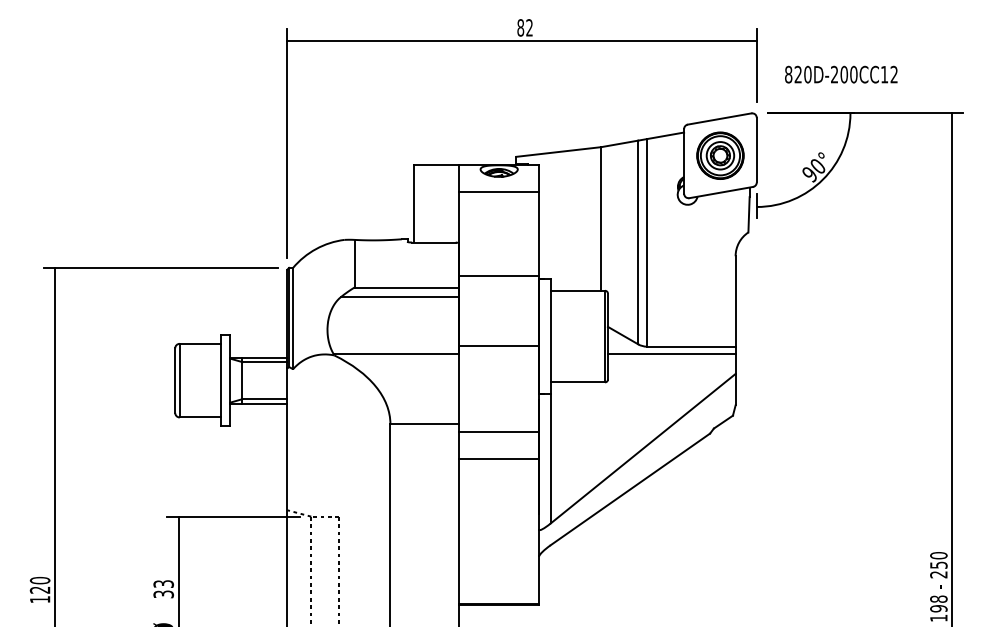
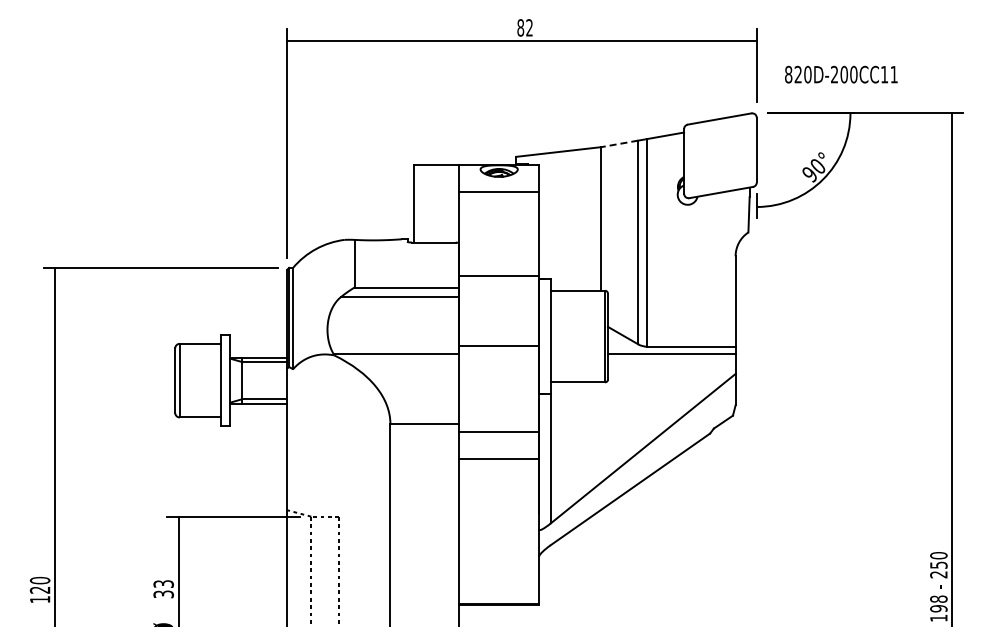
text: 820D-200CC12 -> 820D-200CC11 (893, 74)
line: solid -> dashed (619, 143)
part: present -> none (720, 155)
